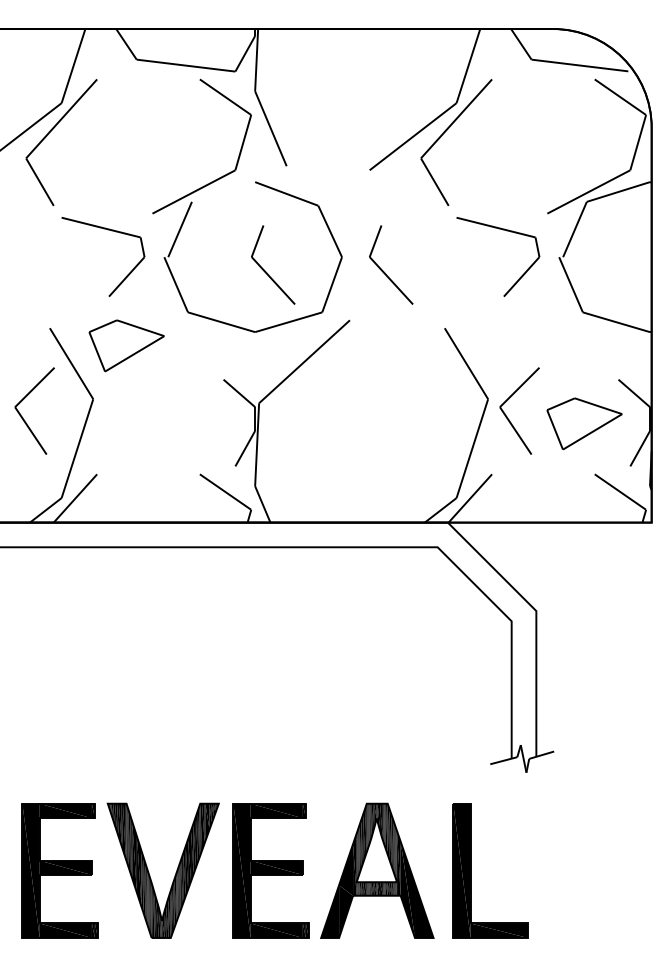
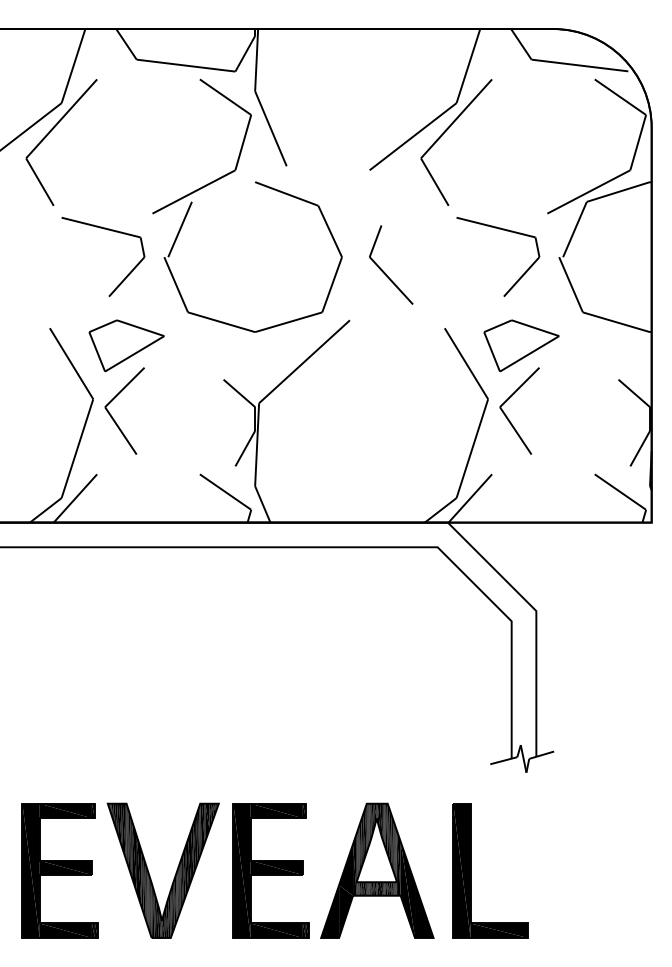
part: present -> none (266, 271)
part position: (23, 417) -> (113, 417) (113, 417)
part position: (584, 423) -> (521, 345) (521, 345)
